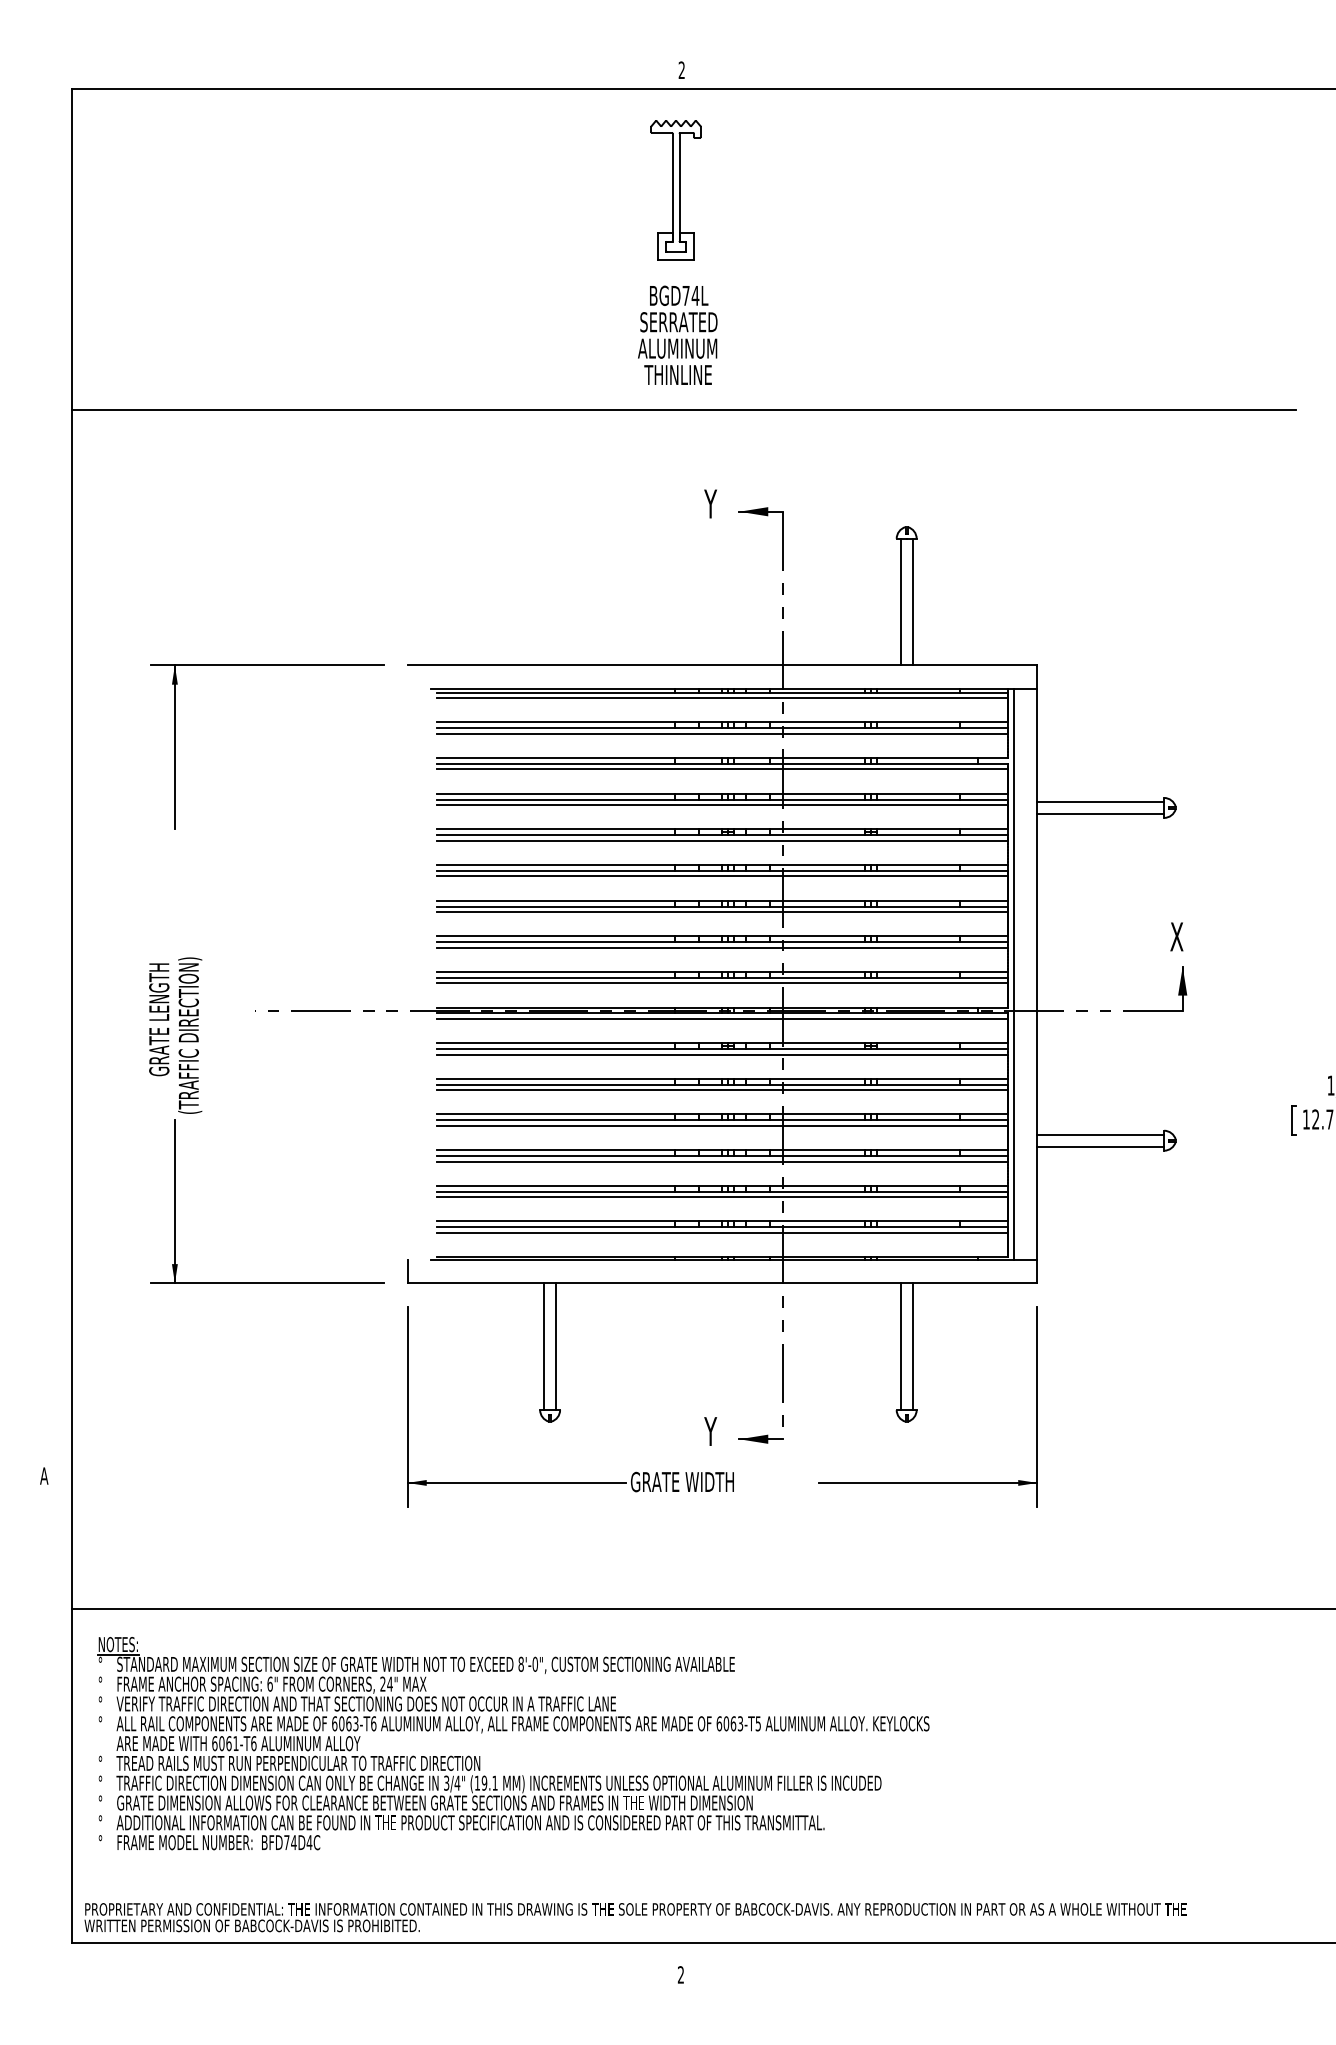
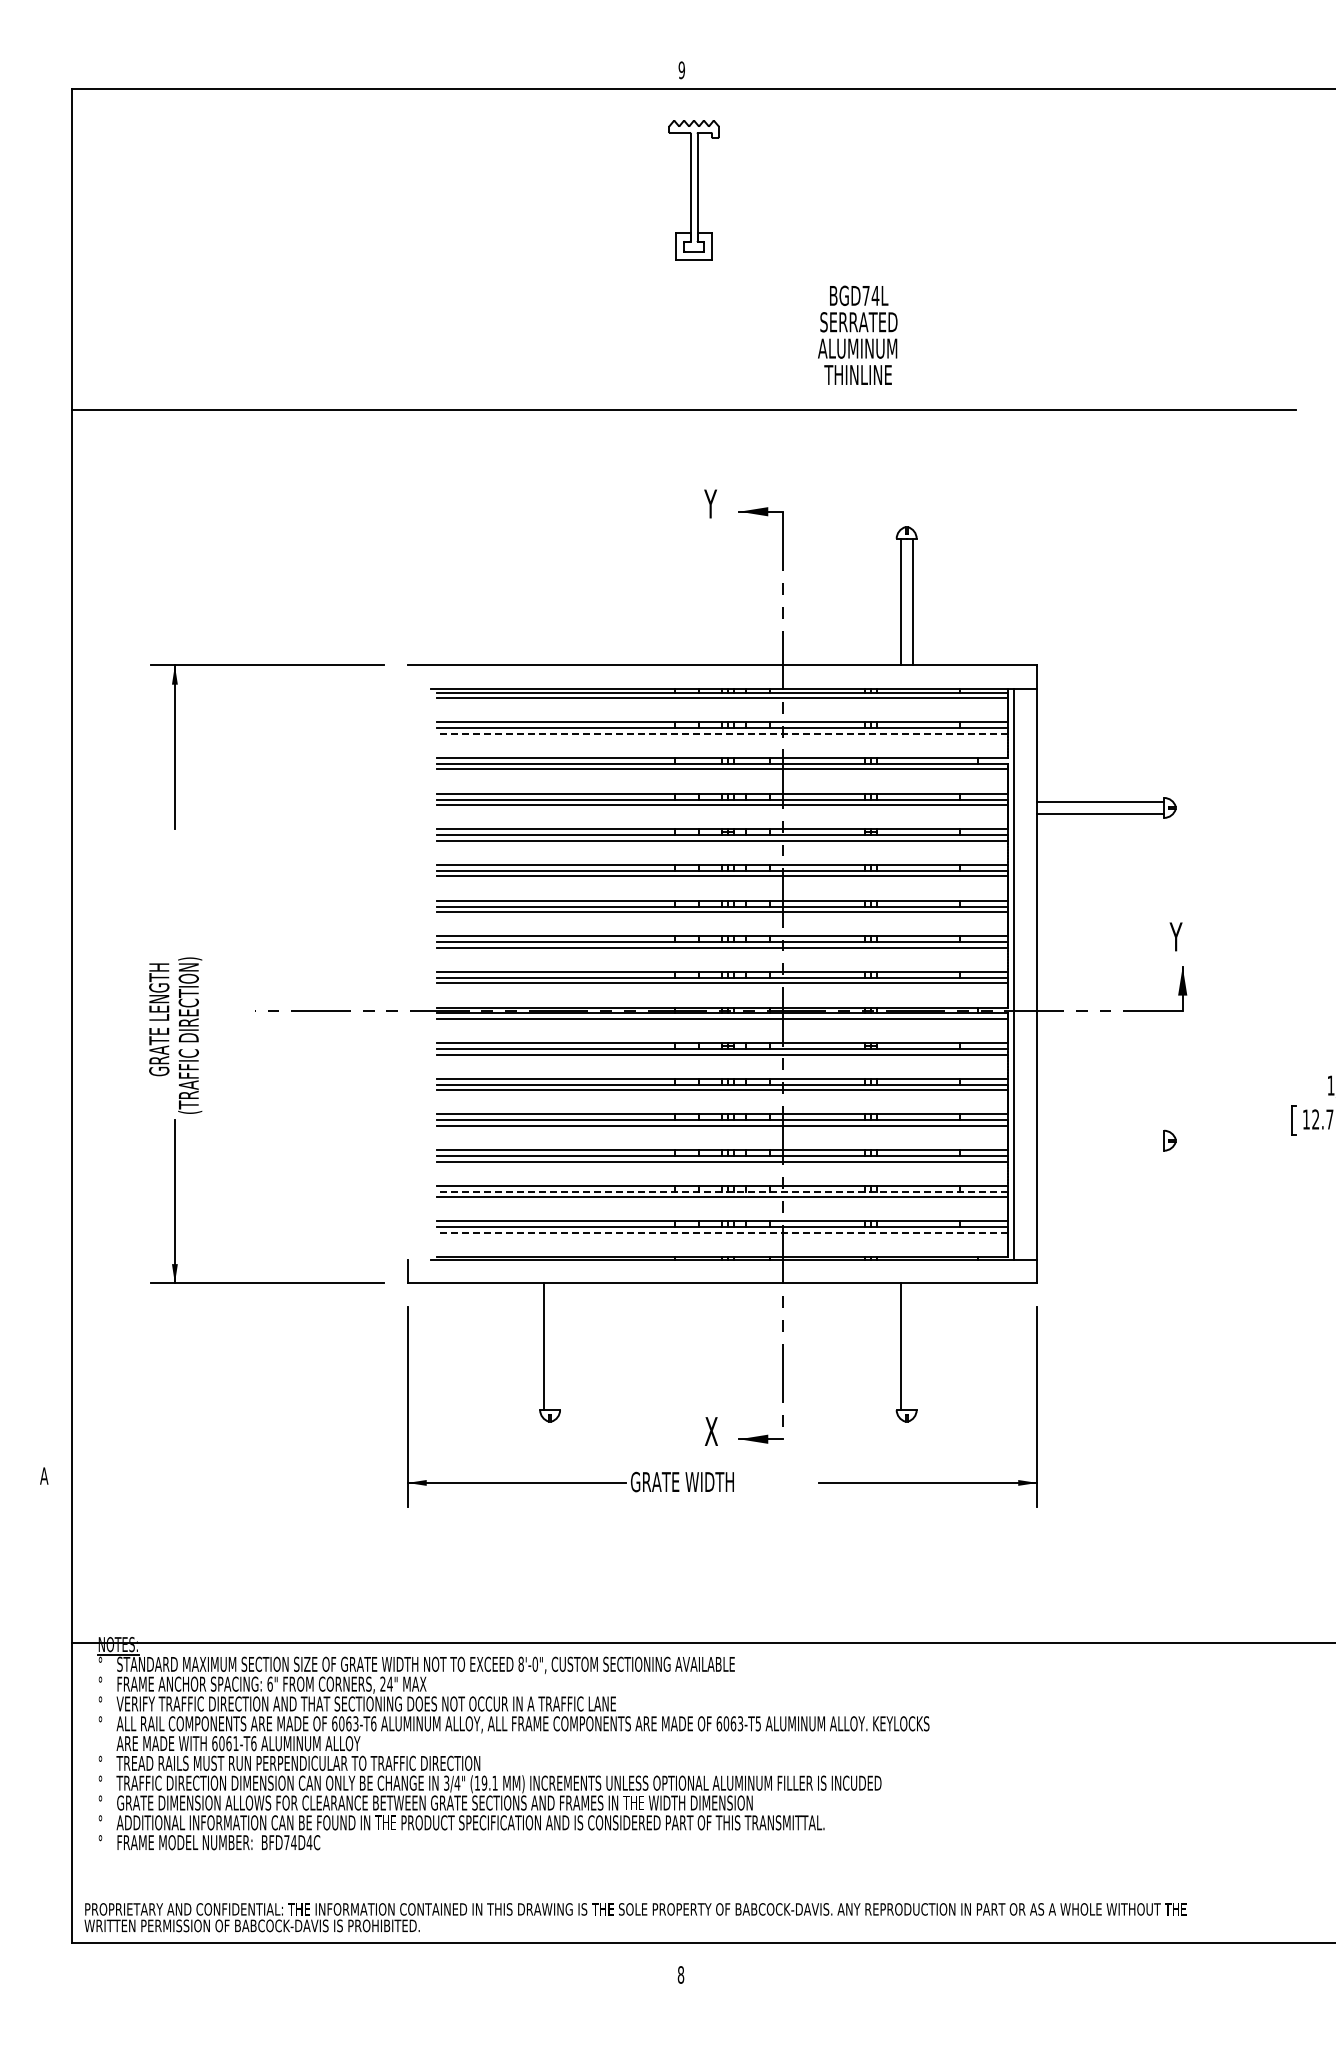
text: 2 -> 9 (681, 70)
part position: (675, 190) -> (693, 190) (693, 190)
text position: (677, 334) -> (857, 334) (857, 334)
line: solid -> dashed (721, 733)
text: X -> Y (1176, 936)
line: present -> none (1100, 1134)
line: present -> none (1100, 1146)
line: solid -> dashed (721, 1191)
line: solid -> dashed (721, 1233)
line: present -> none (556, 1346)
line: present -> none (912, 1346)
text: Y -> X (710, 1431)
line position: (702, 1608) -> (702, 1642) (702, 1642)
text: 2 -> 8 (680, 1974)
